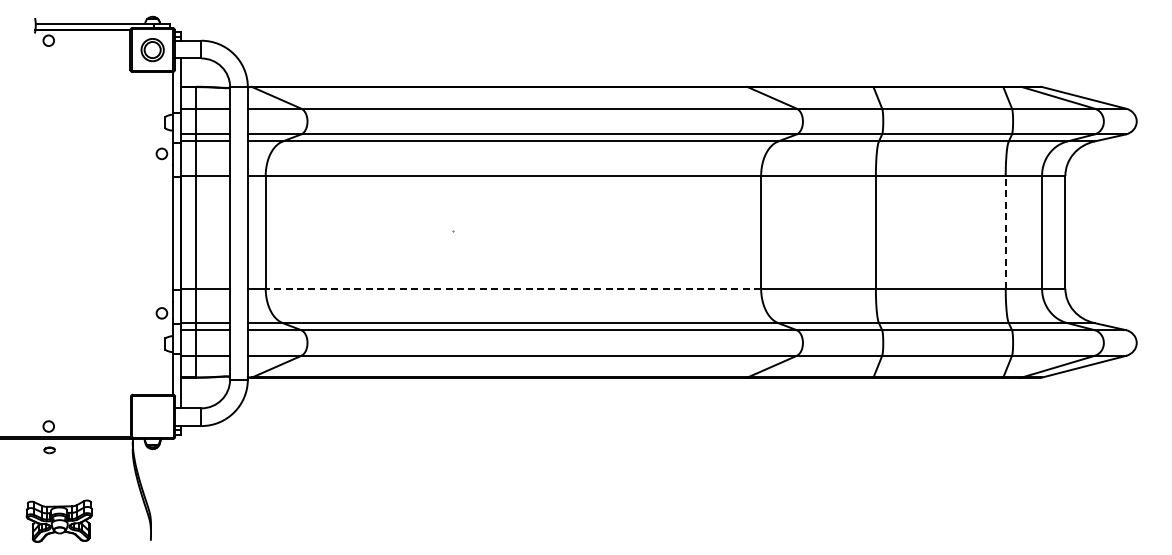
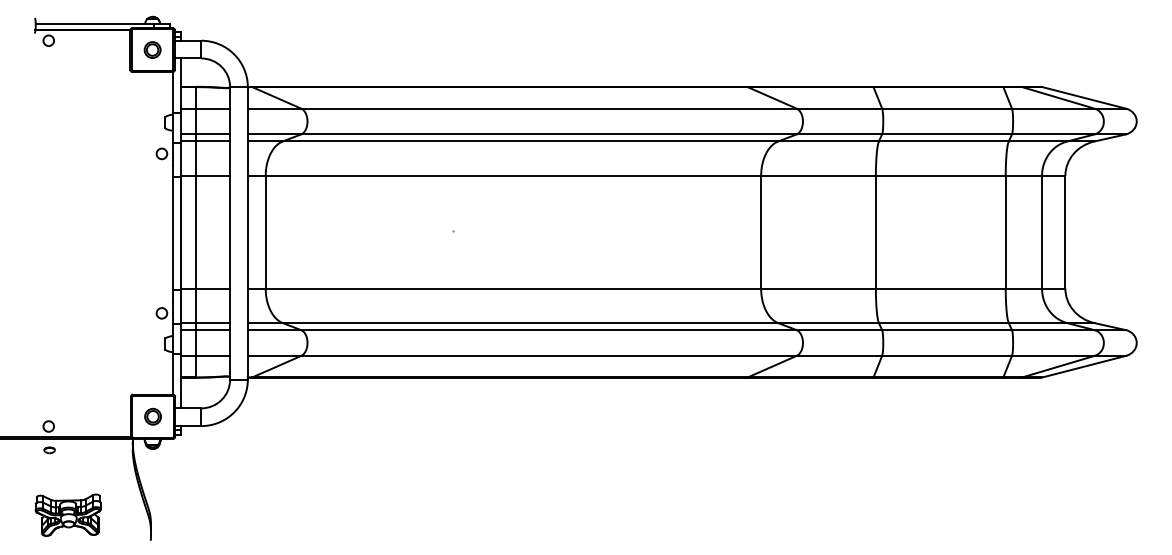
part size: 25x25 px -> 19x18 px (152, 49)
line: dashed -> solid (1005, 231)
line: dashed -> solid (513, 288)
part: none -> present (152, 416)
part position: (58, 520) -> (67, 514) (67, 514)
